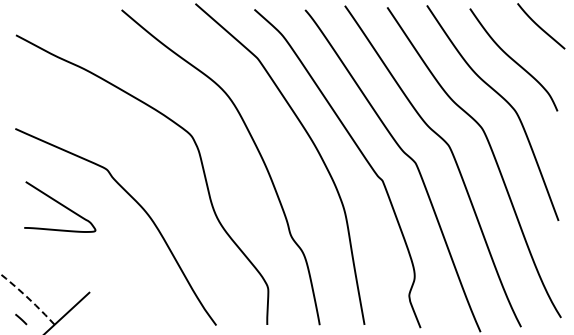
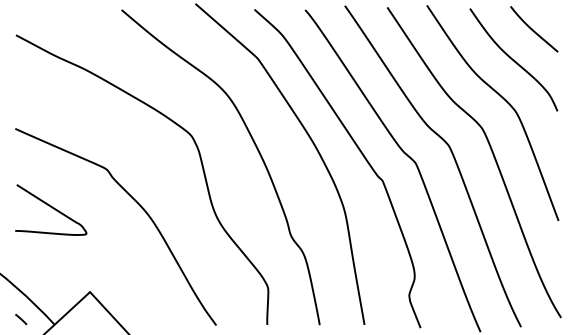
curve position: (540, 26) -> (533, 29) (533, 29)
curve position: (61, 205) -> (52, 208) (52, 208)
arc: dashed -> solid (27, 297)
line: none -> present (108, 311)
